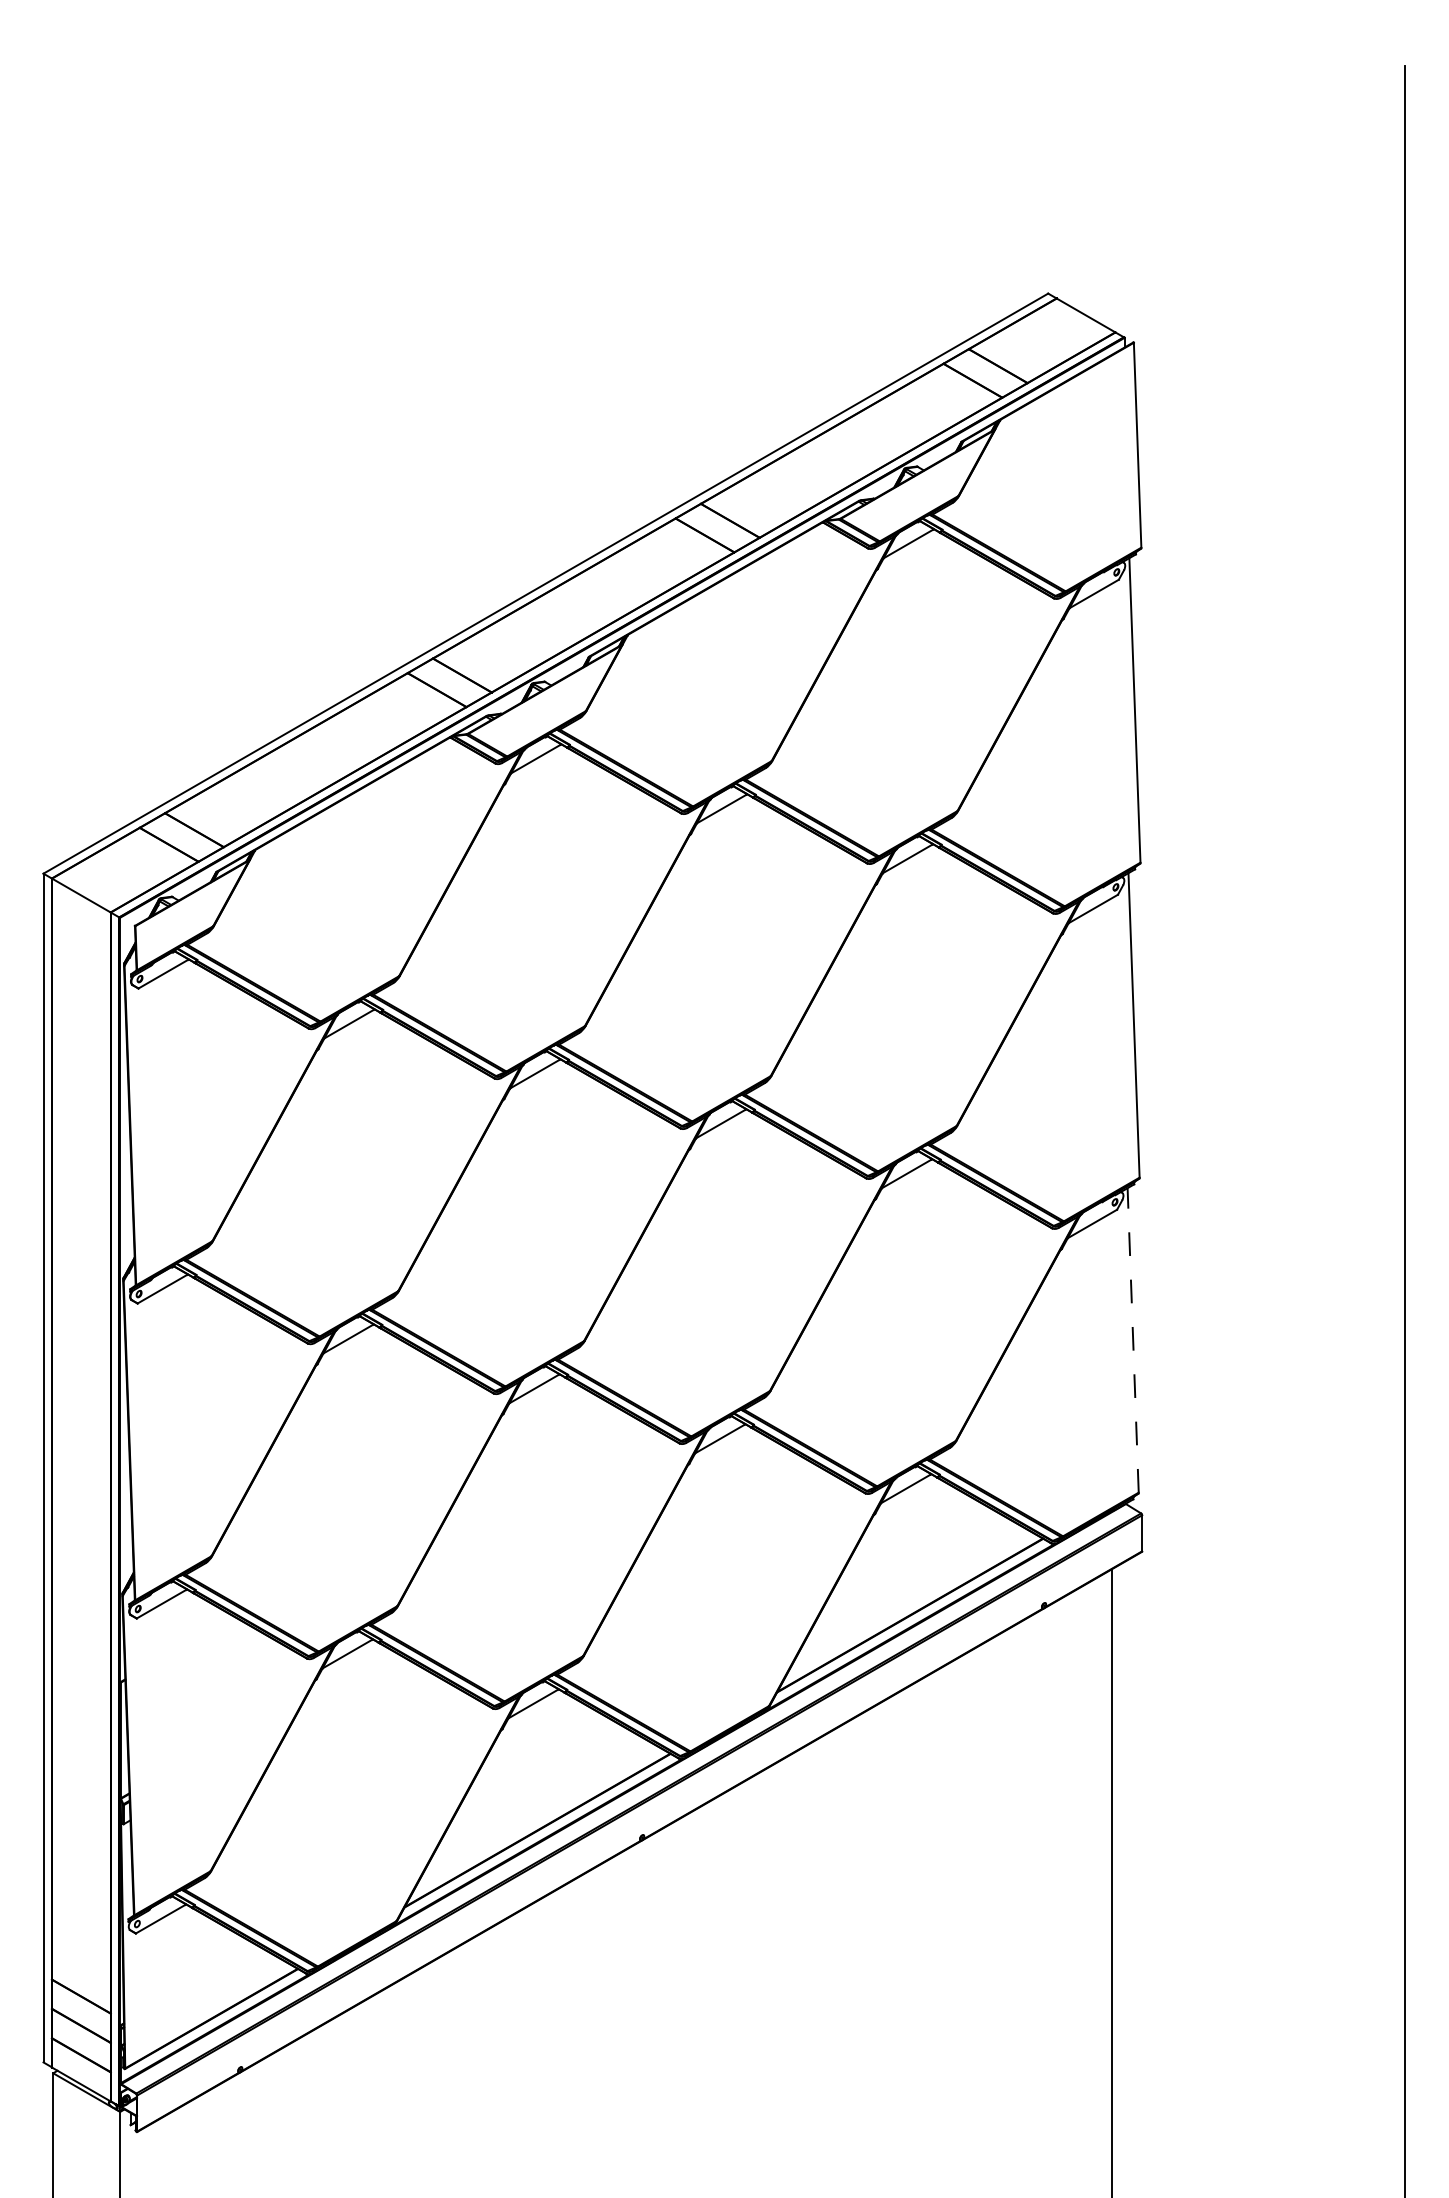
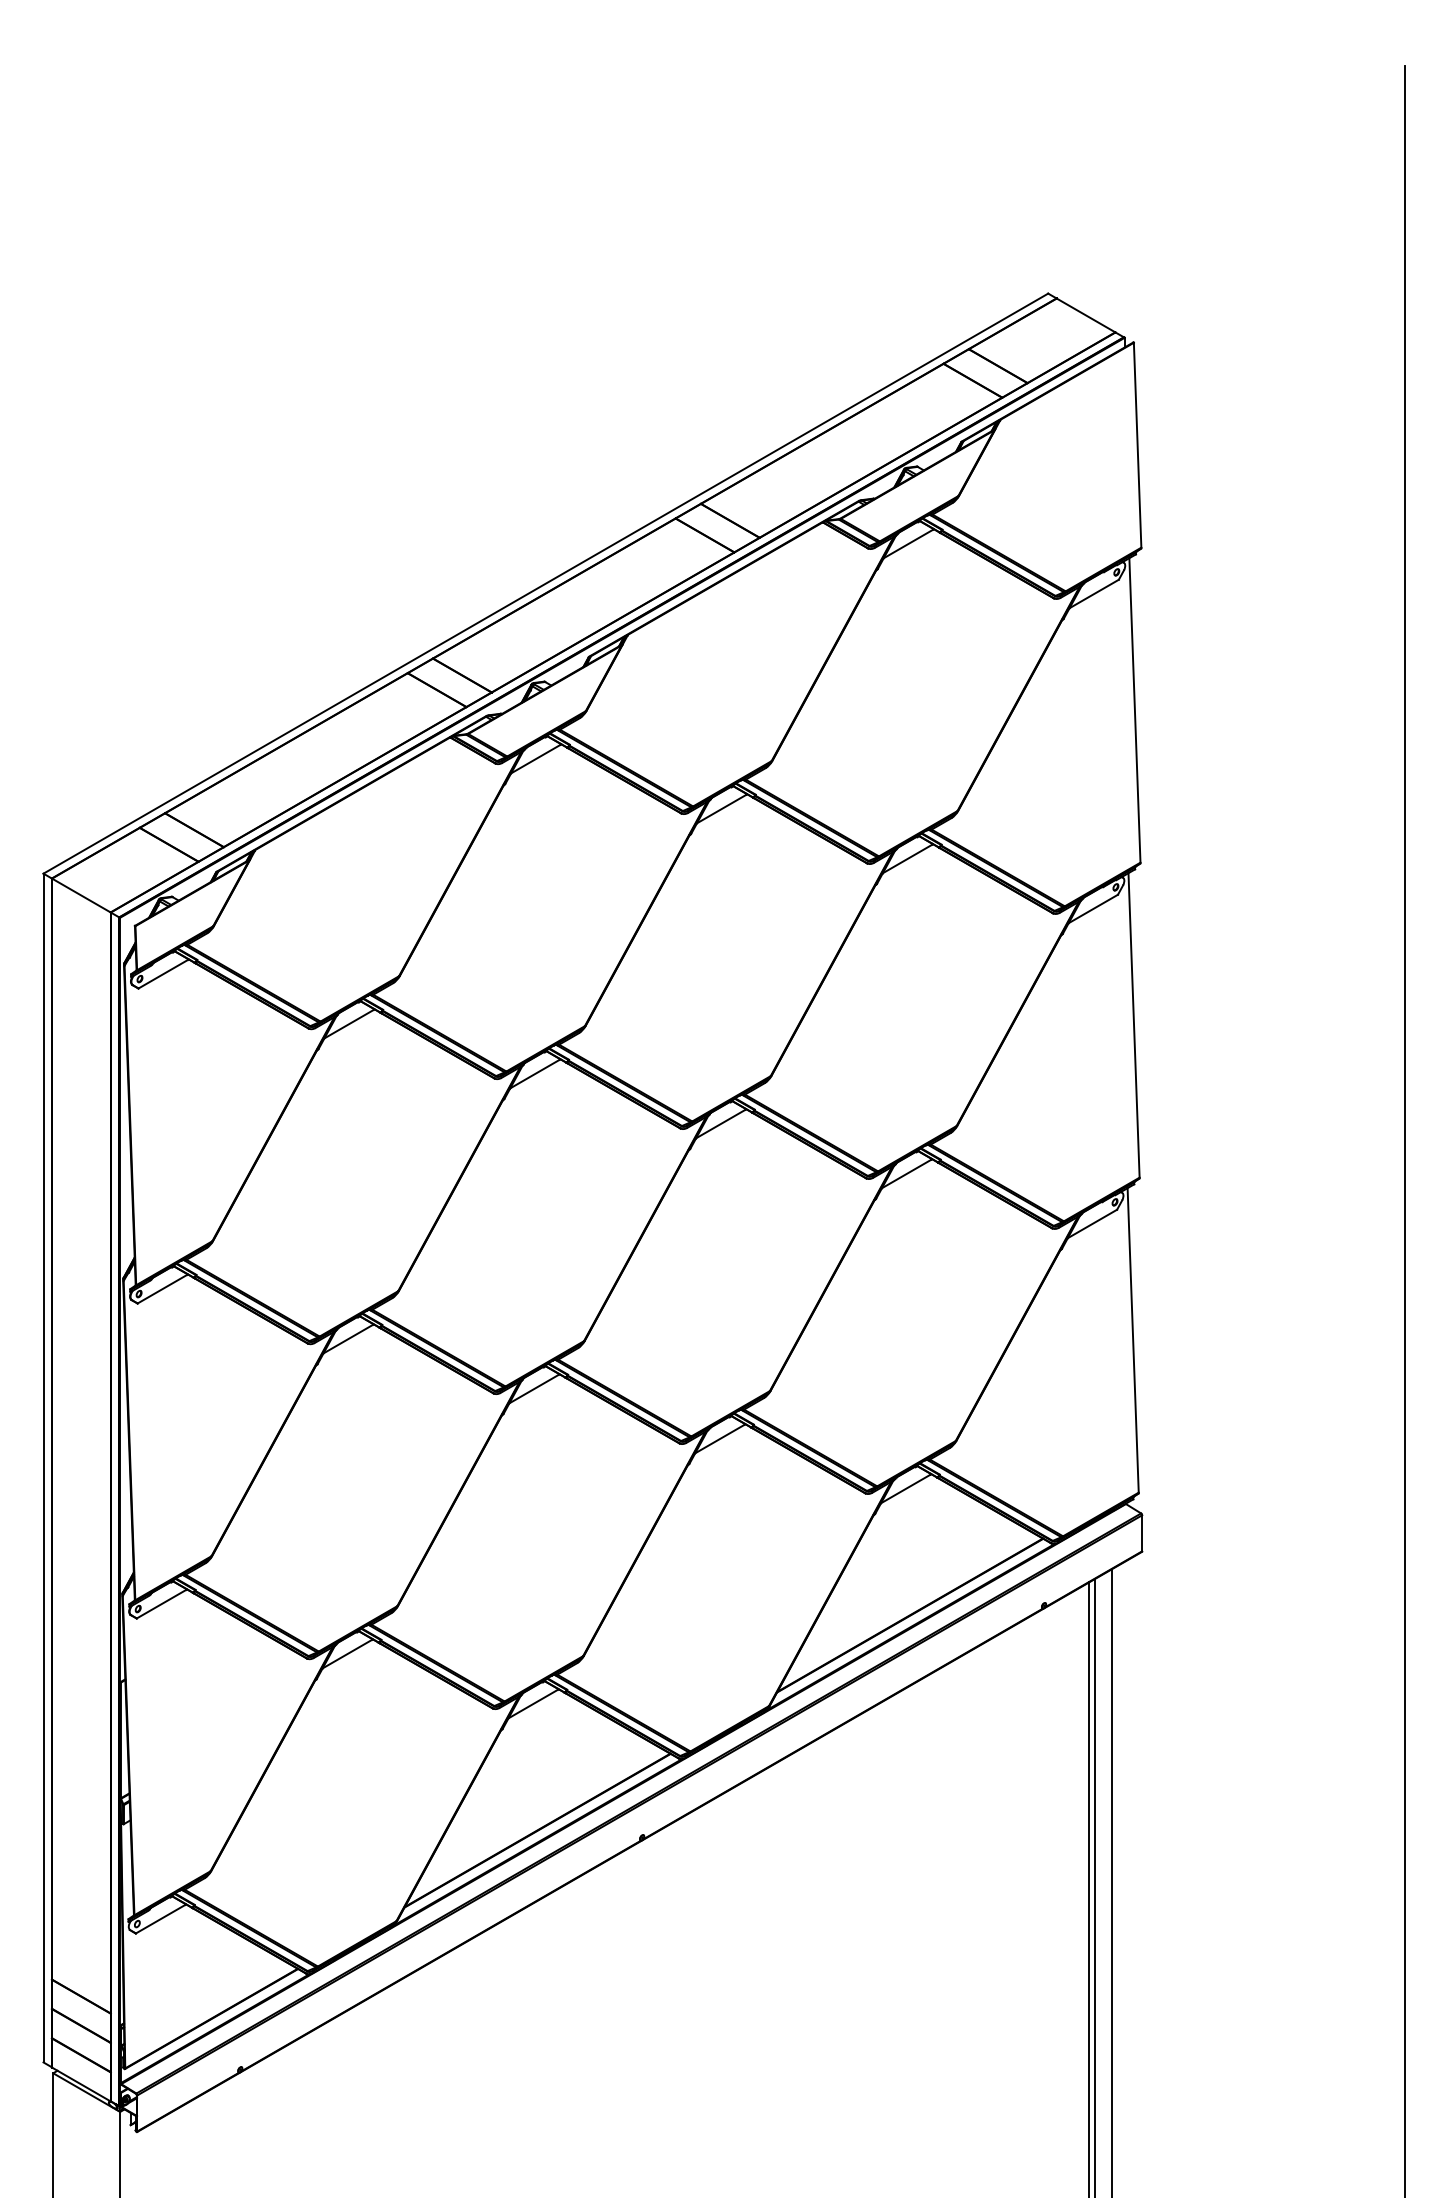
line: dashed -> solid (1133, 1339)
line: none -> present (1095, 1886)
line: none -> present (1089, 1888)
